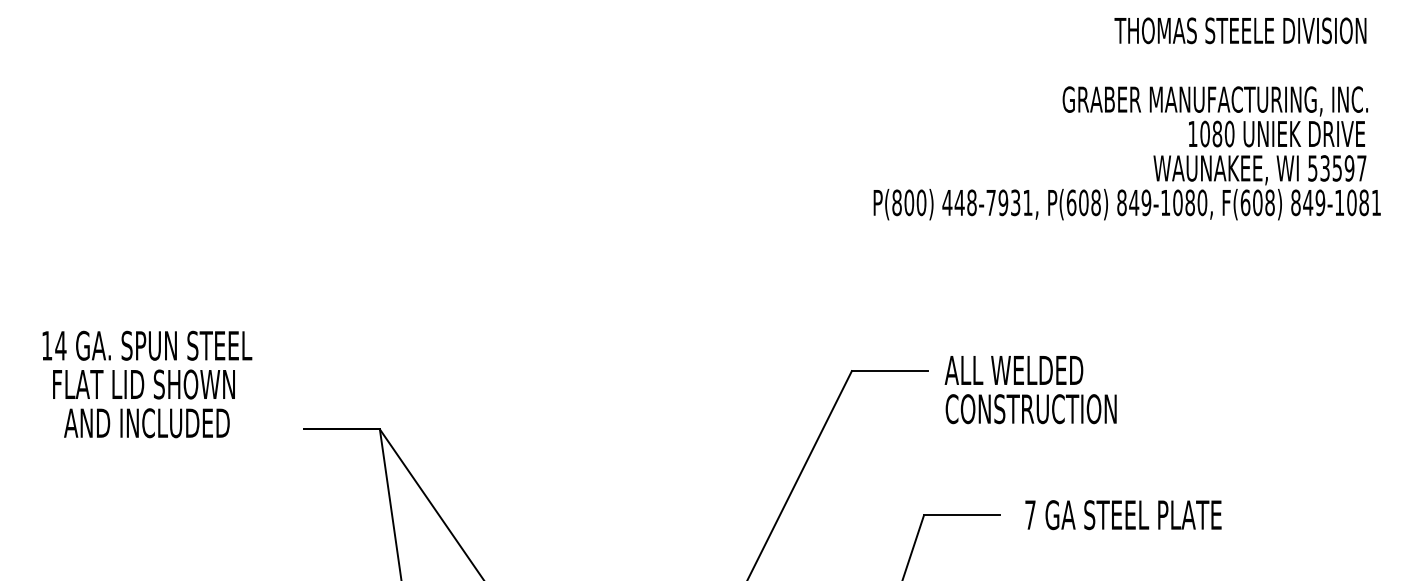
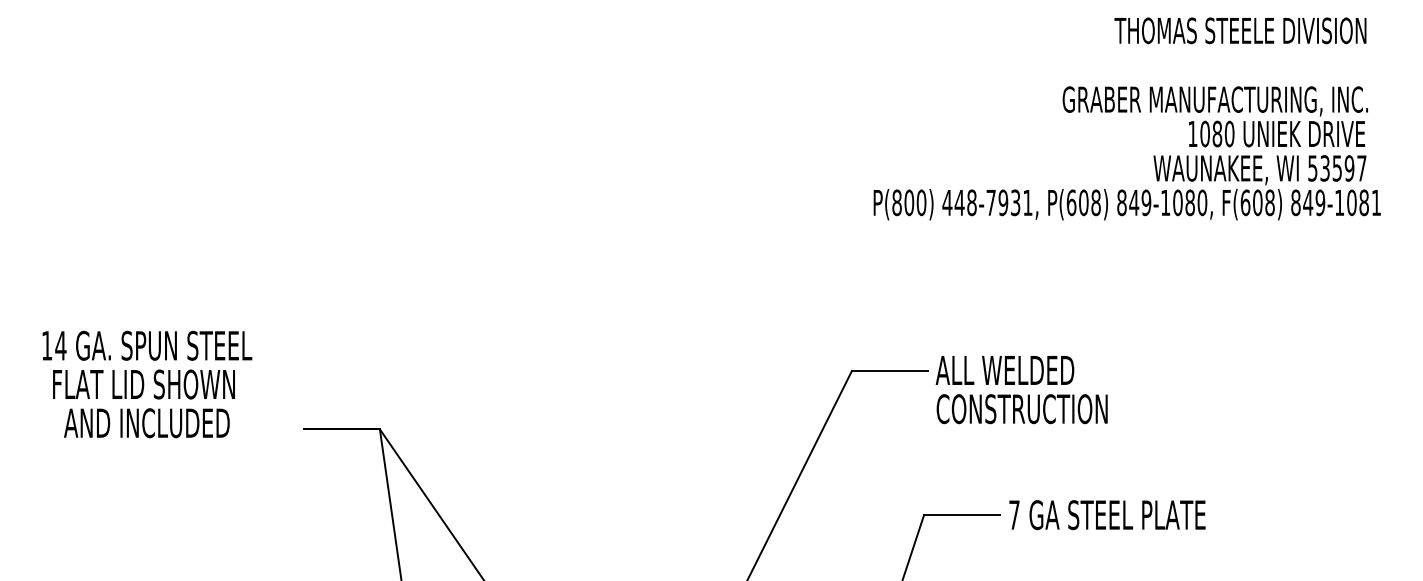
text position: (1030, 390) -> (1021, 390) (1021, 390)
text position: (1123, 515) -> (1107, 515) (1107, 515)
